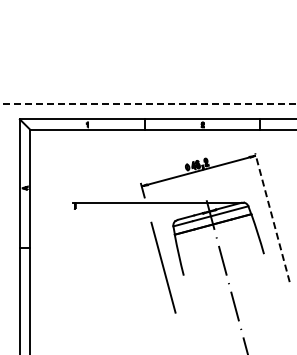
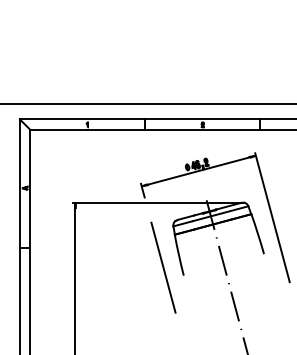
line: dashed -> solid (148, 104)
line: dashed -> solid (272, 217)
line: none -> present (75, 279)
